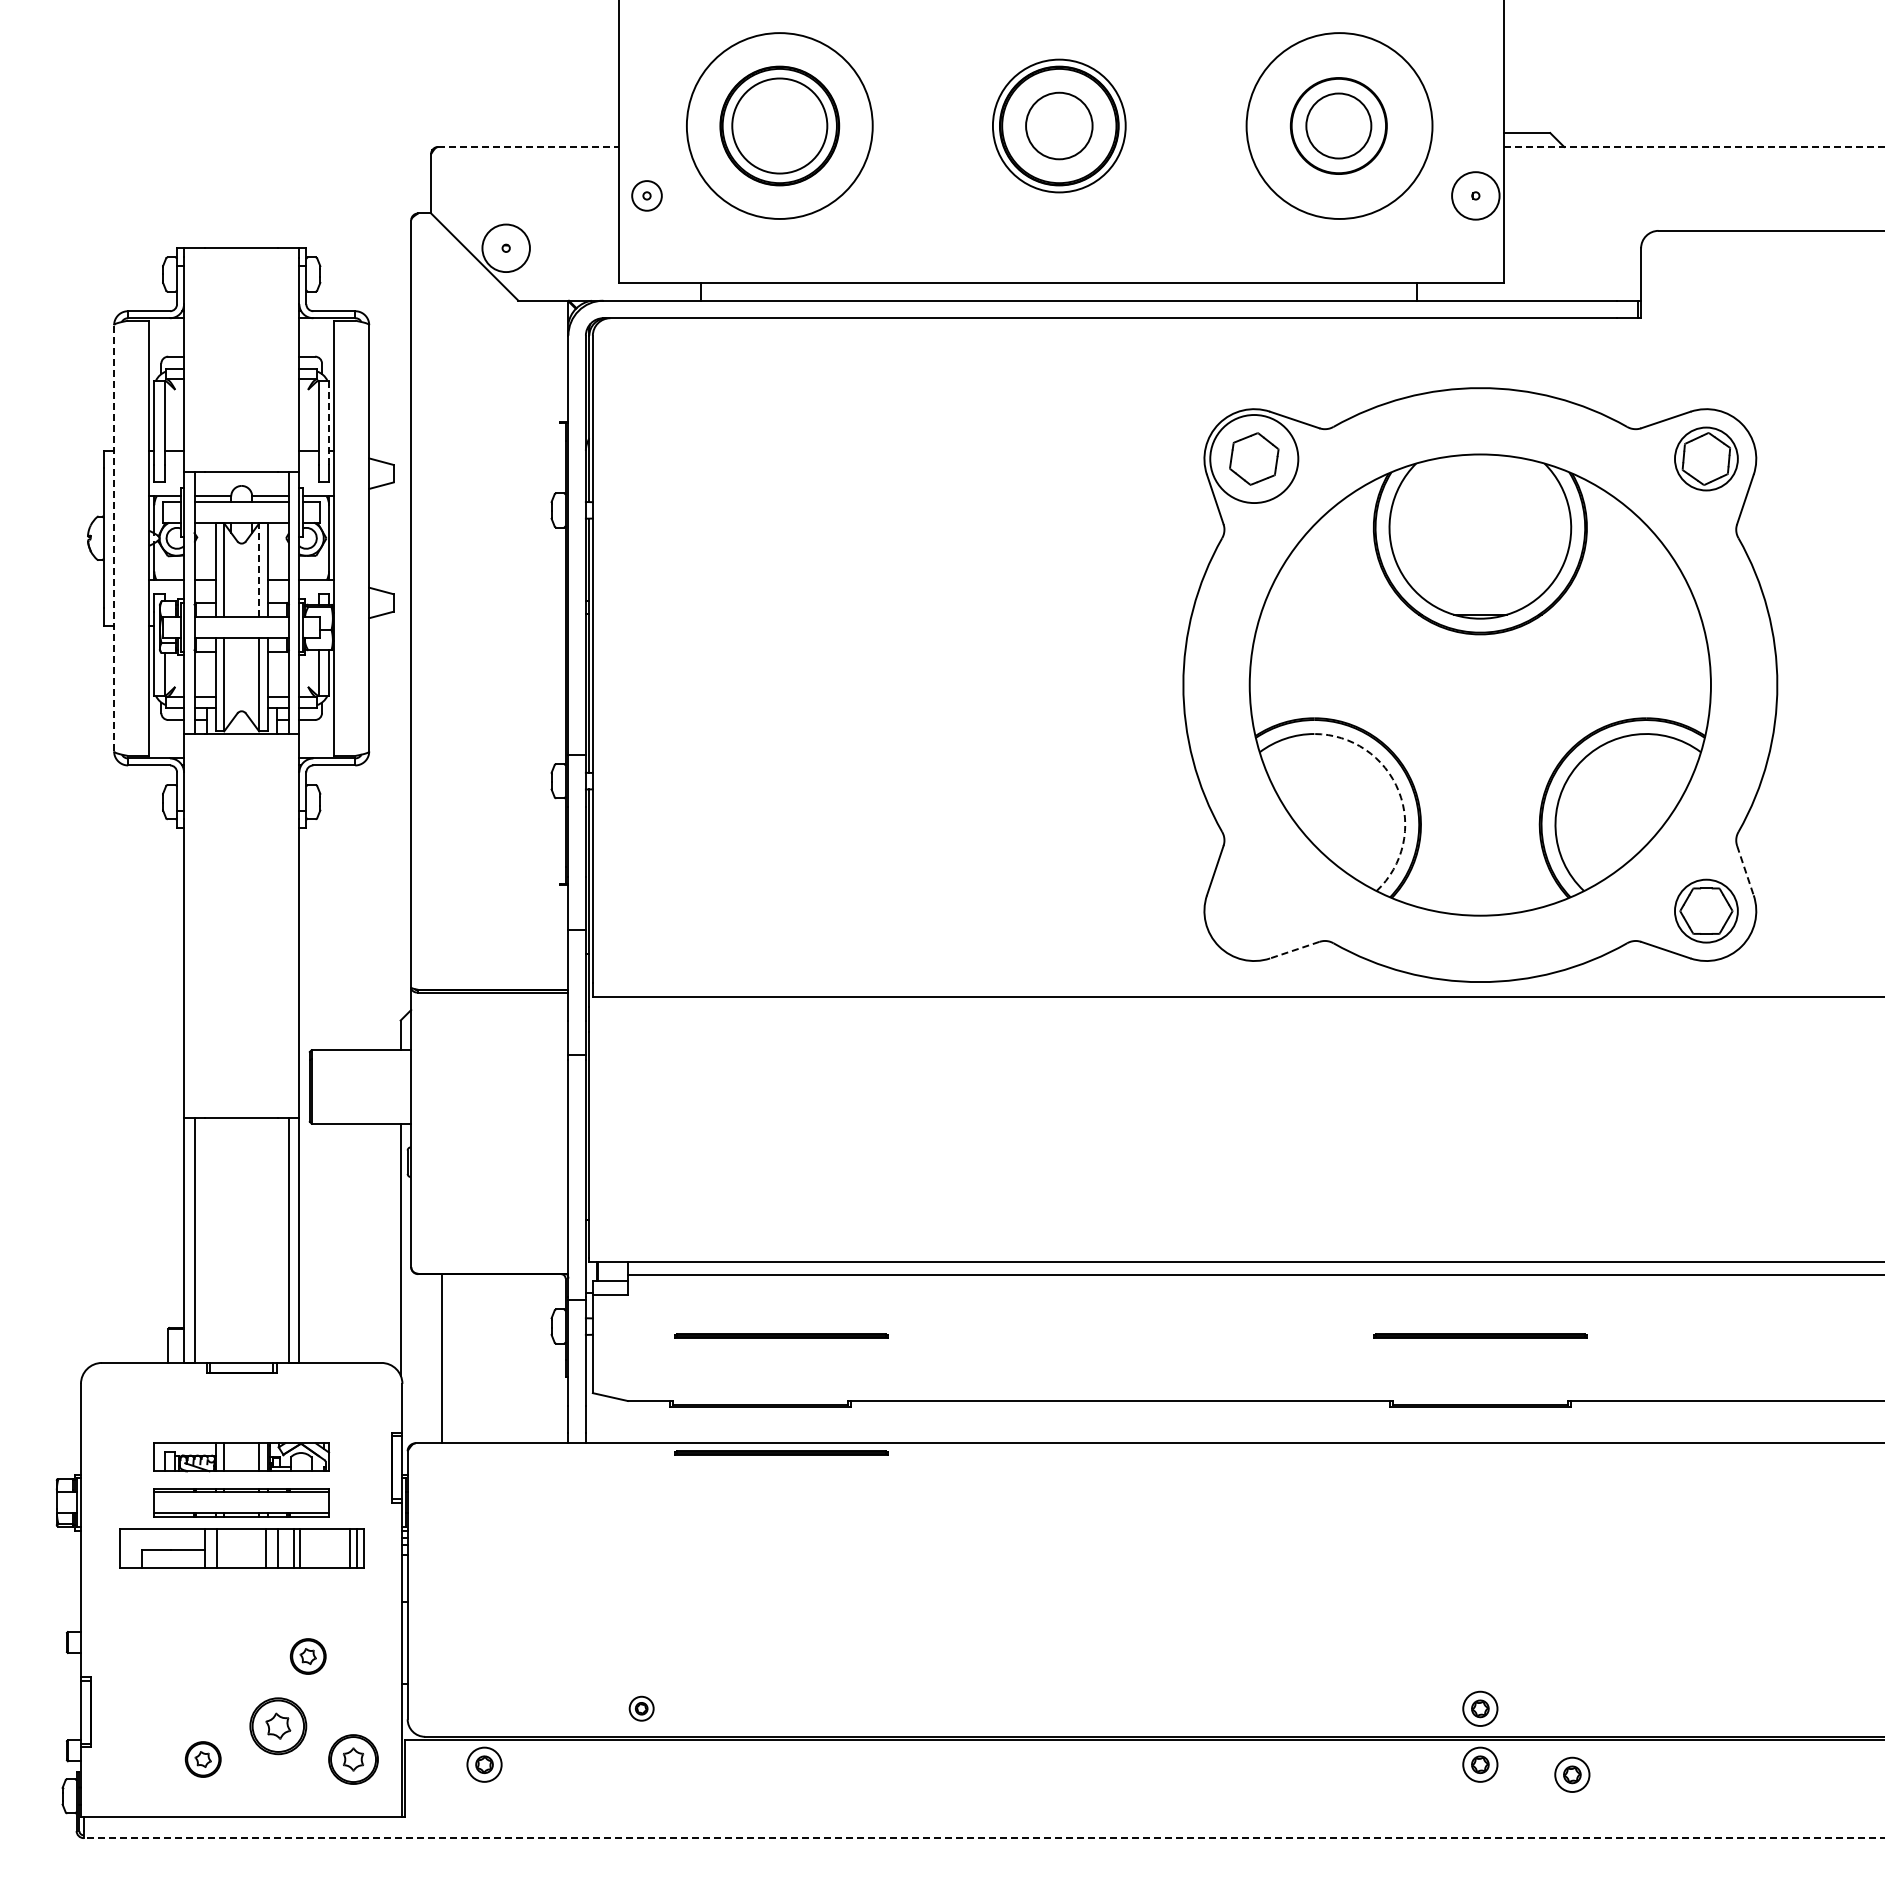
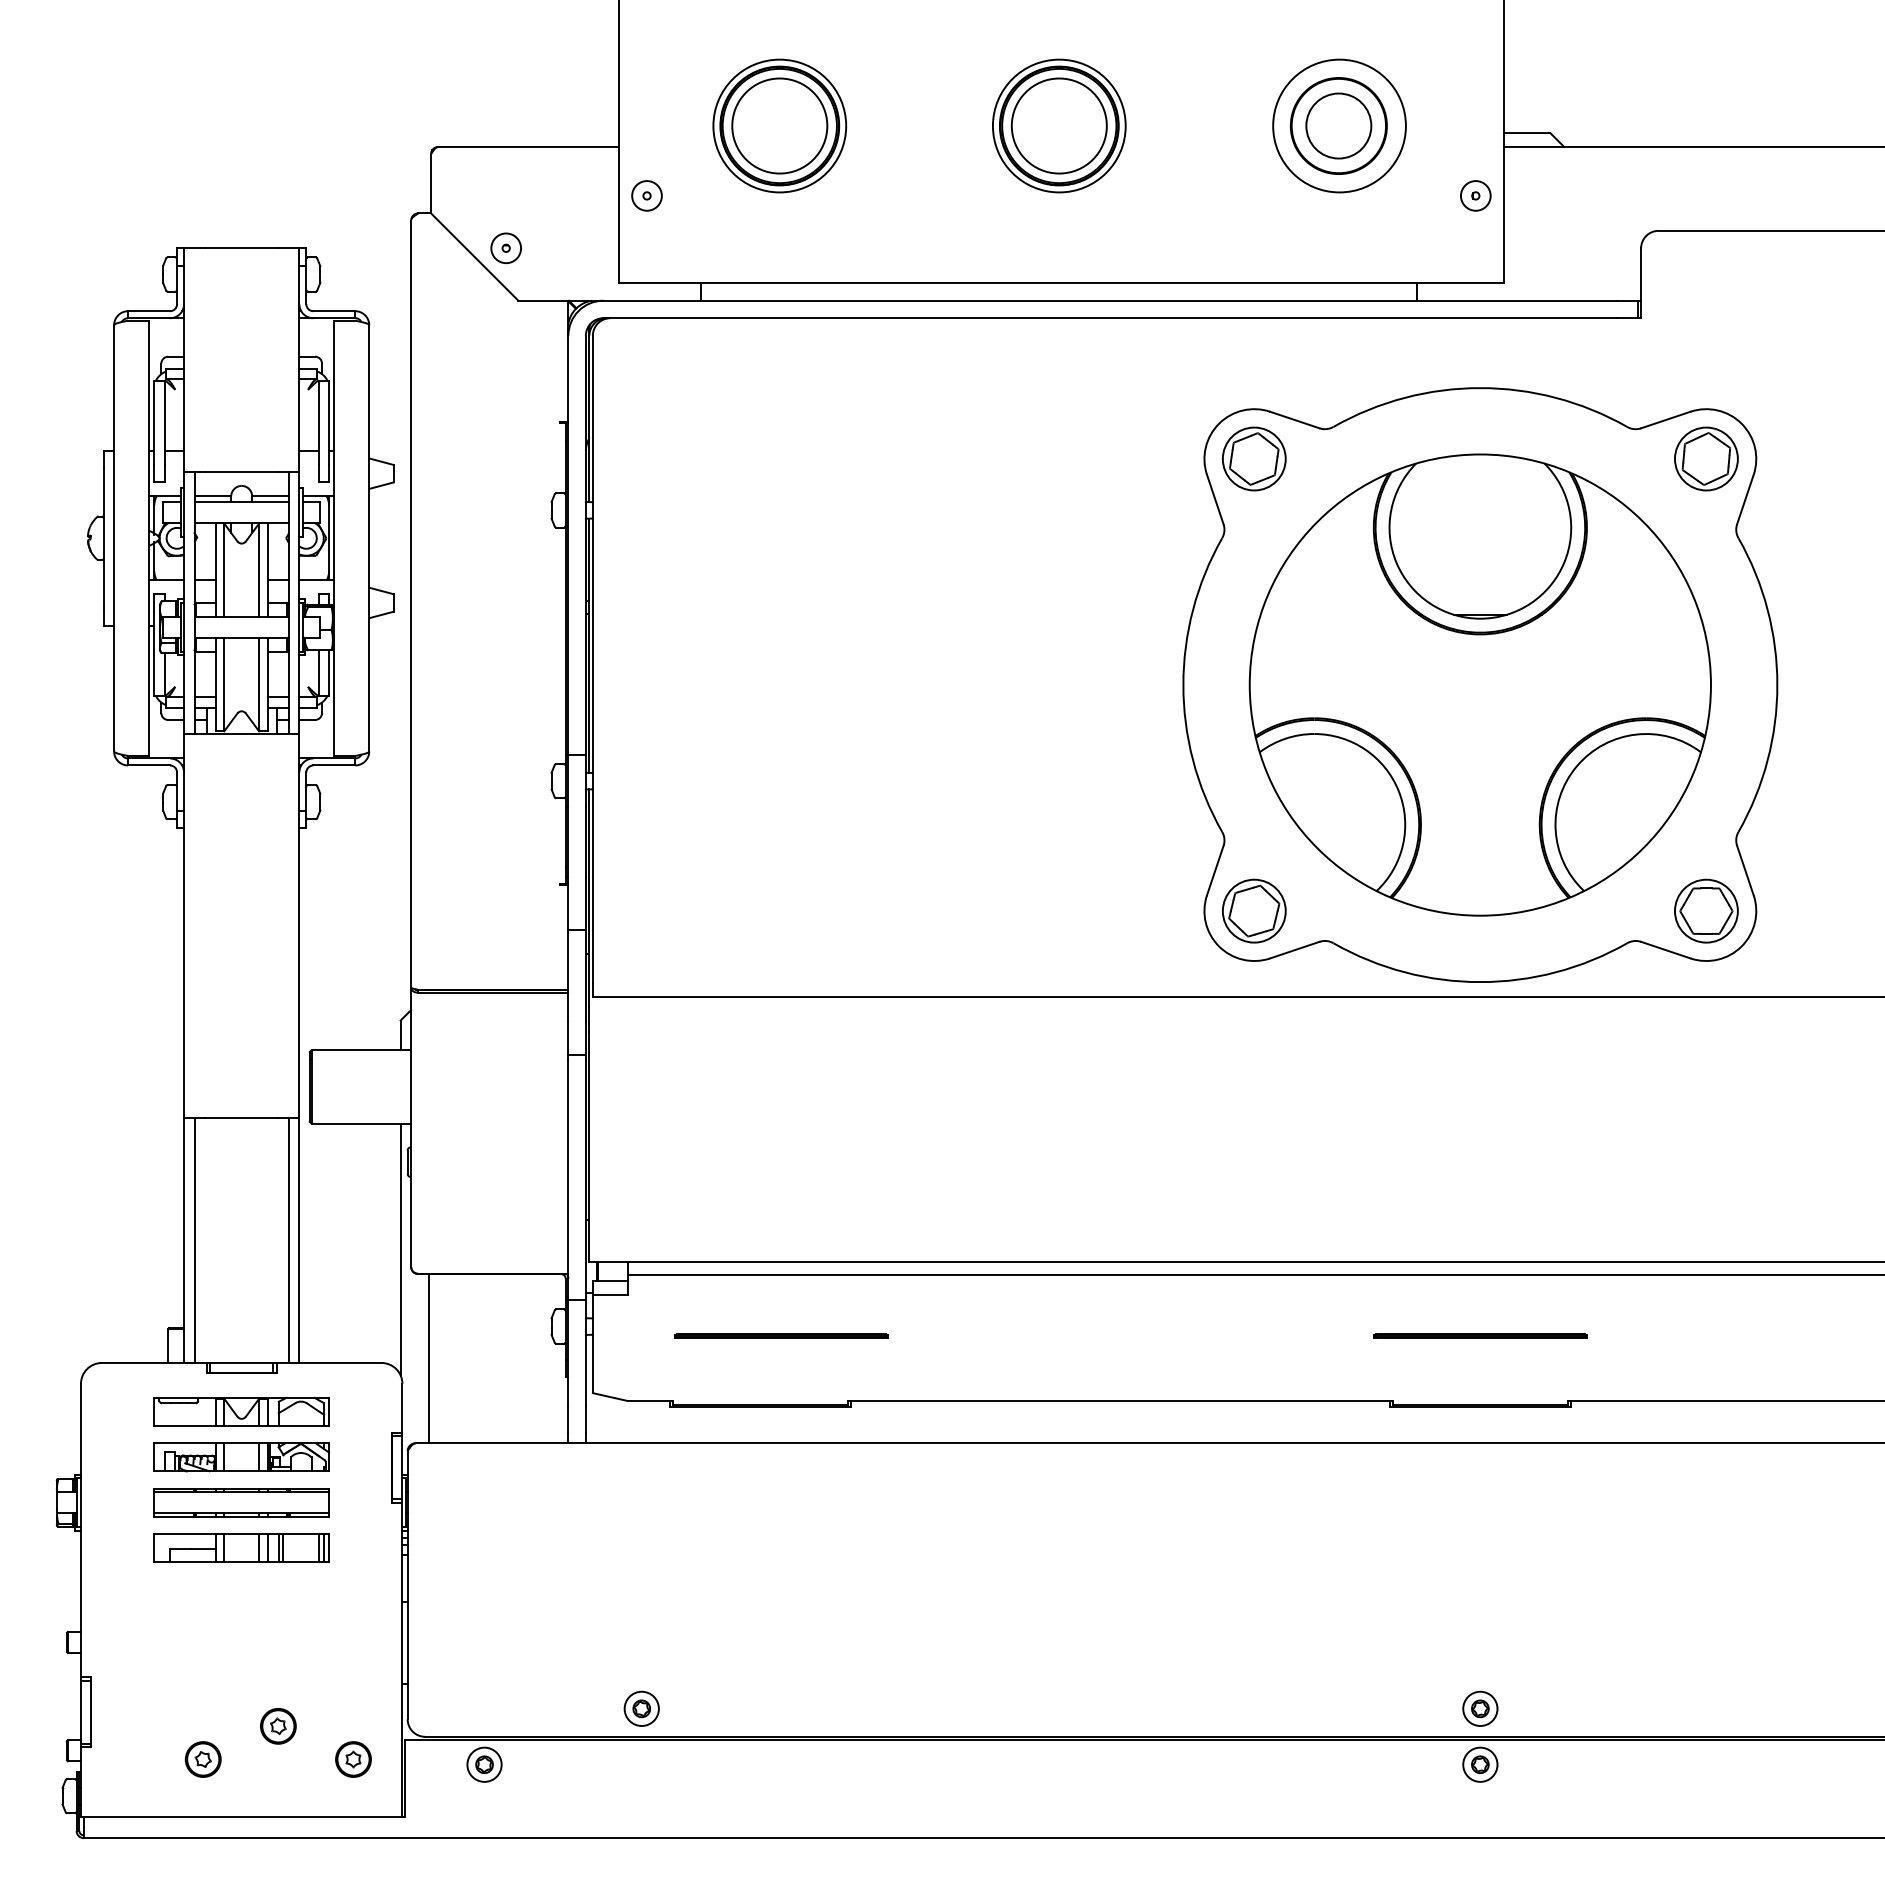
circle diameter: 186 px -> 133 px (779, 125)
circle diameter: 67 px -> 95 px (1058, 125)
circle diameter: 186 px -> 133 px (1339, 125)
line: dashed -> solid (529, 147)
line: dashed -> solid (1694, 147)
circle diameter: 48 px -> 30 px (1475, 195)
circle diameter: 48 px -> 30 px (506, 248)
line: dashed -> solid (329, 423)
circle diameter: 88 px -> 63 px (1253, 458)
line: dashed -> solid (114, 537)
line: dashed -> solid (259, 570)
arc: dashed -> solid (1398, 791)
line: dashed -> solid (1745, 871)
part: none -> present (1254, 910)
line: dashed -> solid (1294, 950)
line position: (441, 1358) -> (428, 1358) (428, 1358)
part: none -> present (241, 1411)
part: present -> none (781, 1452)
part size: 246x41 px -> 177x30 px (241, 1547)
part: present -> none (307, 1656)
part size: 27x27 px -> 37x37 px (641, 1708)
part size: 59x59 px -> 37x37 px (278, 1726)
part size: 51x51 px -> 37x37 px (353, 1759)
part: present -> none (1572, 1774)
line: dashed -> solid (983, 1838)
